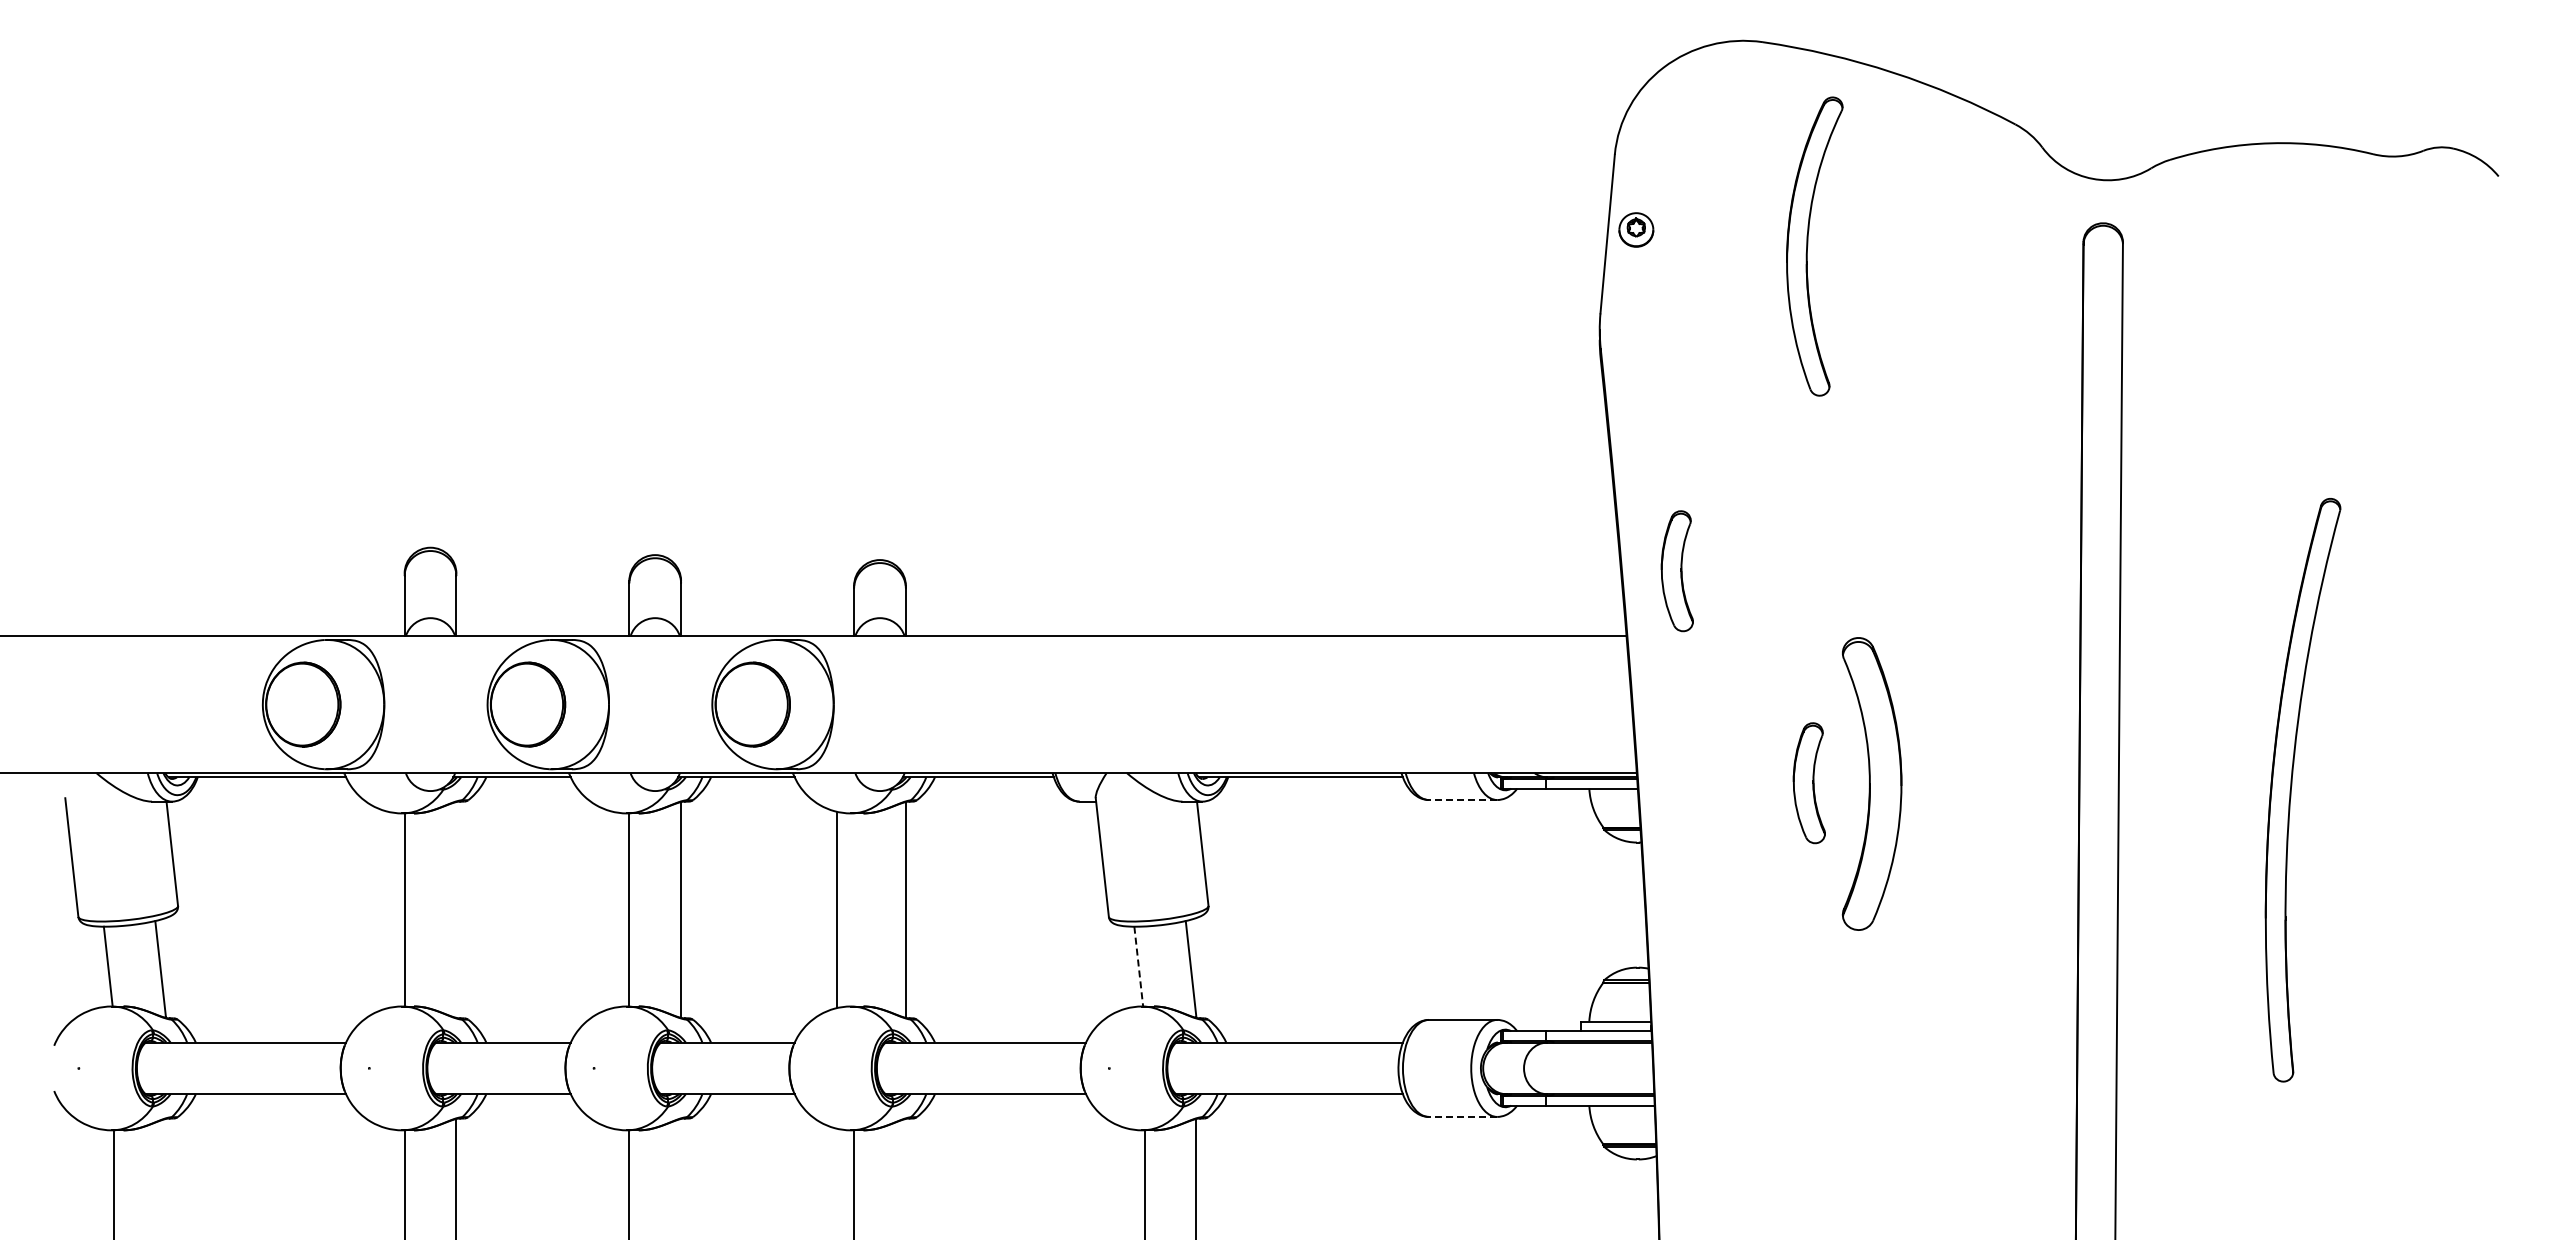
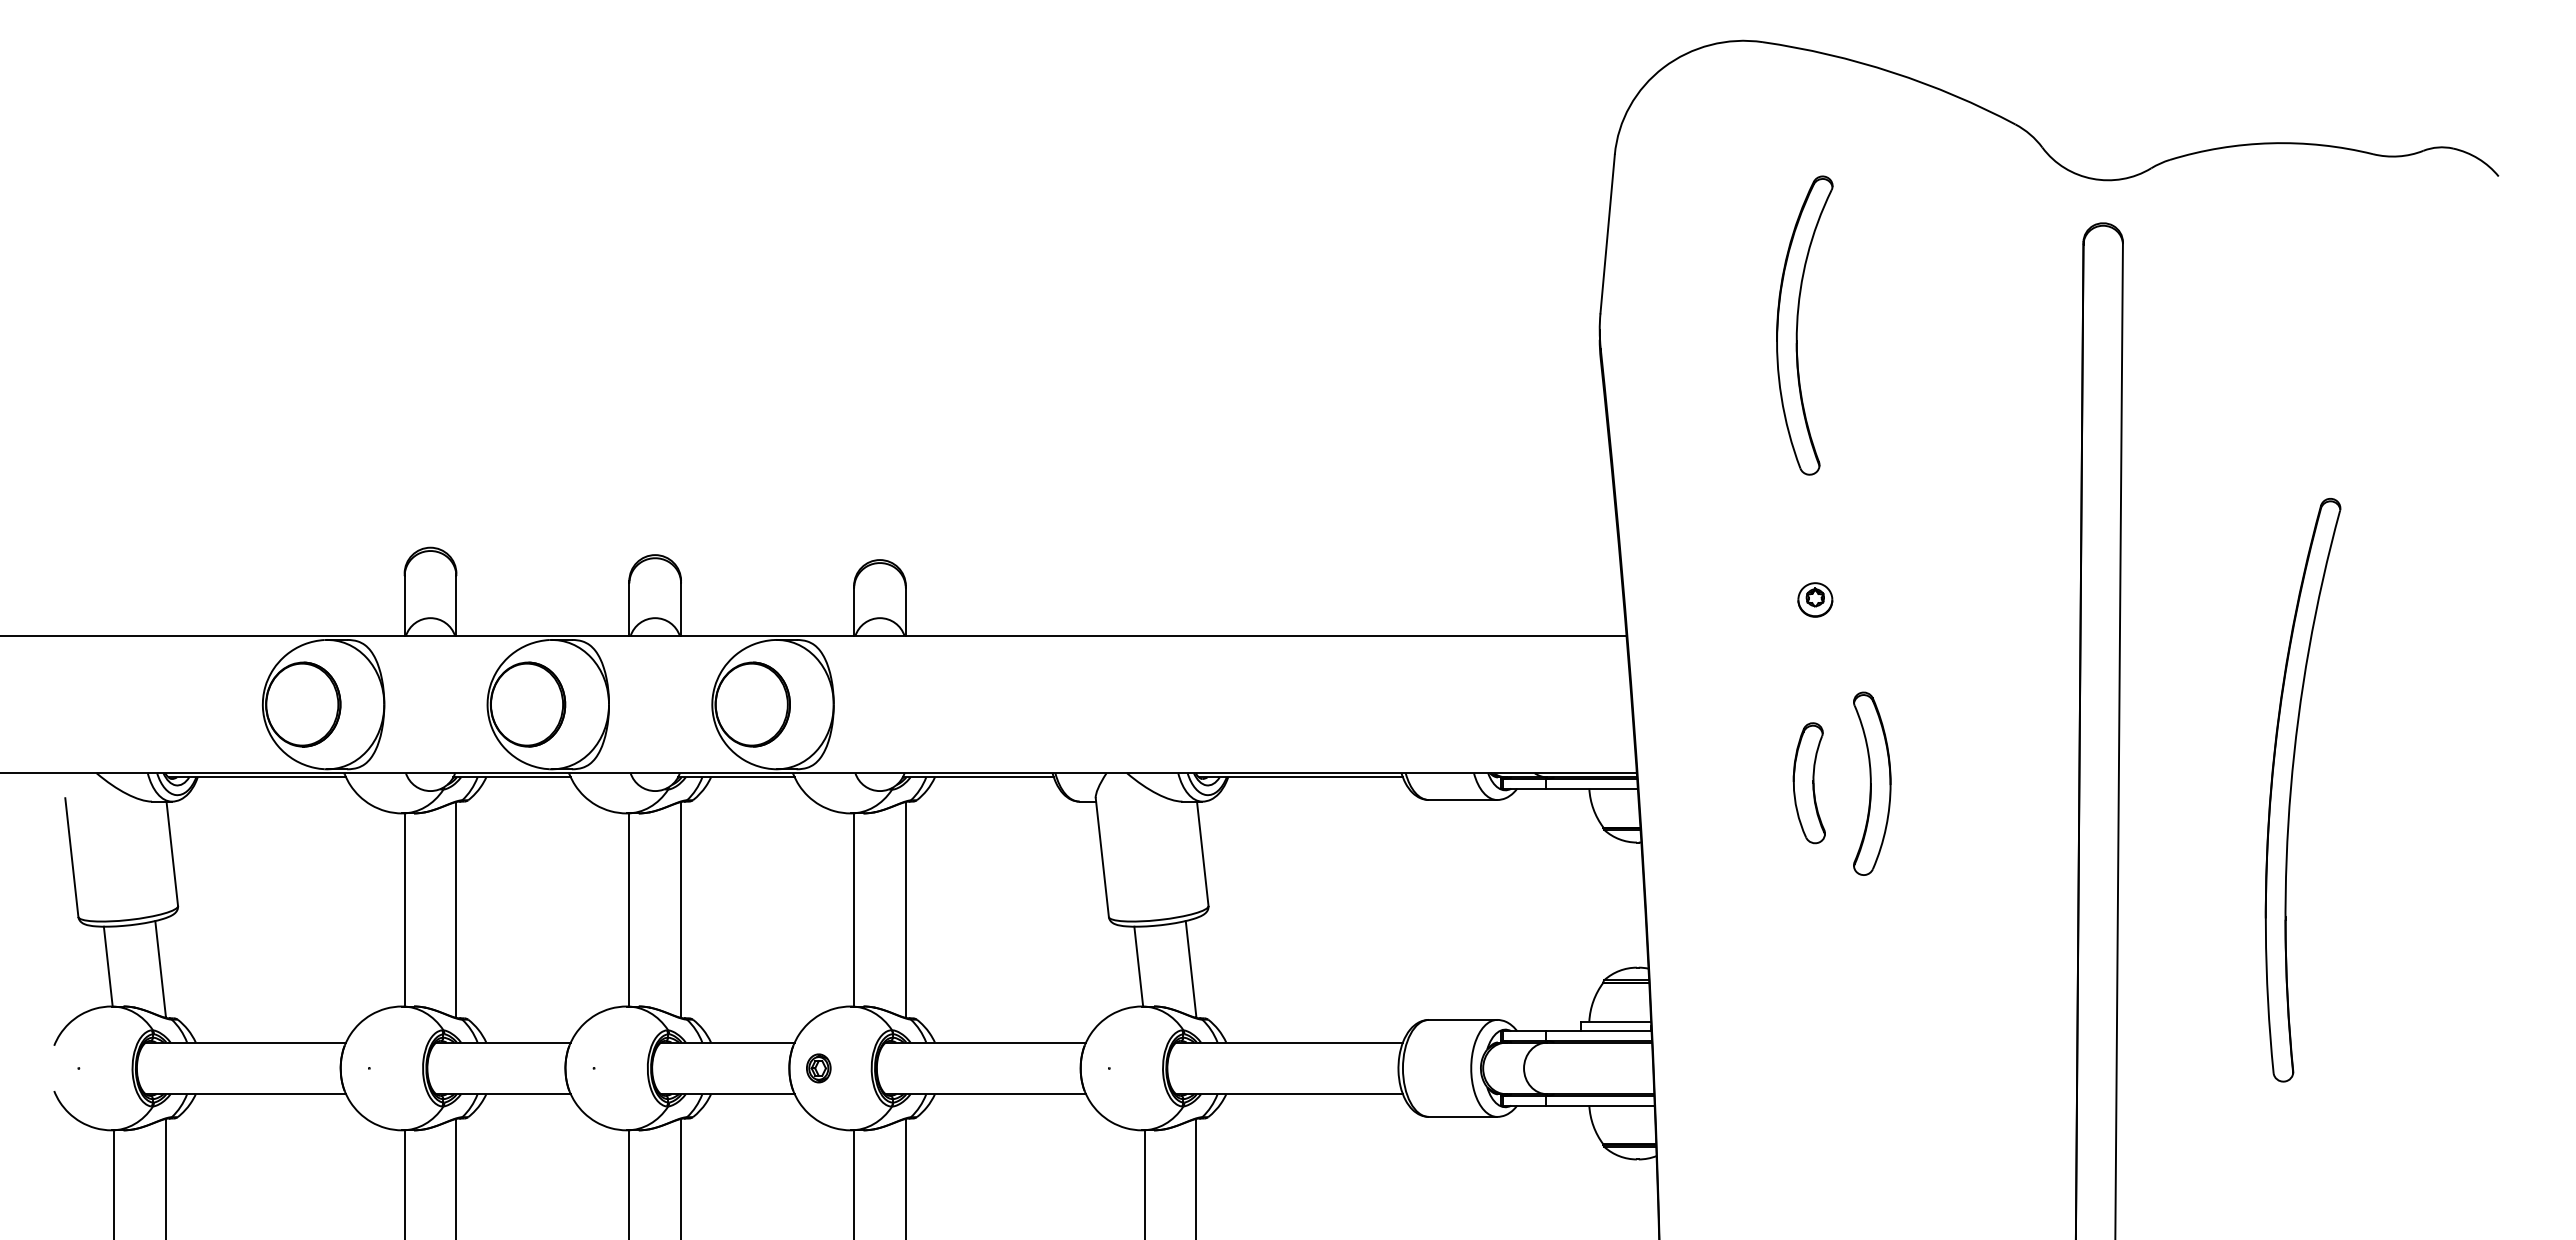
part position: (1636, 229) -> (1815, 599) (1815, 599)
part position: (1808, 245) -> (1798, 324) (1798, 324)
part: present -> none (1676, 571)
part size: 62x294 px -> 39x185 px (1872, 783)
line: dashed -> solid (1462, 800)
line: none -> present (456, 909)
line position: (837, 909) -> (854, 909) (854, 909)
line: dashed -> solid (1138, 967)
part: none -> present (818, 1068)
line: dashed -> solid (1462, 1116)
line: none -> present (165, 1177)
line: none -> present (681, 1177)
line: none -> present (905, 1177)
